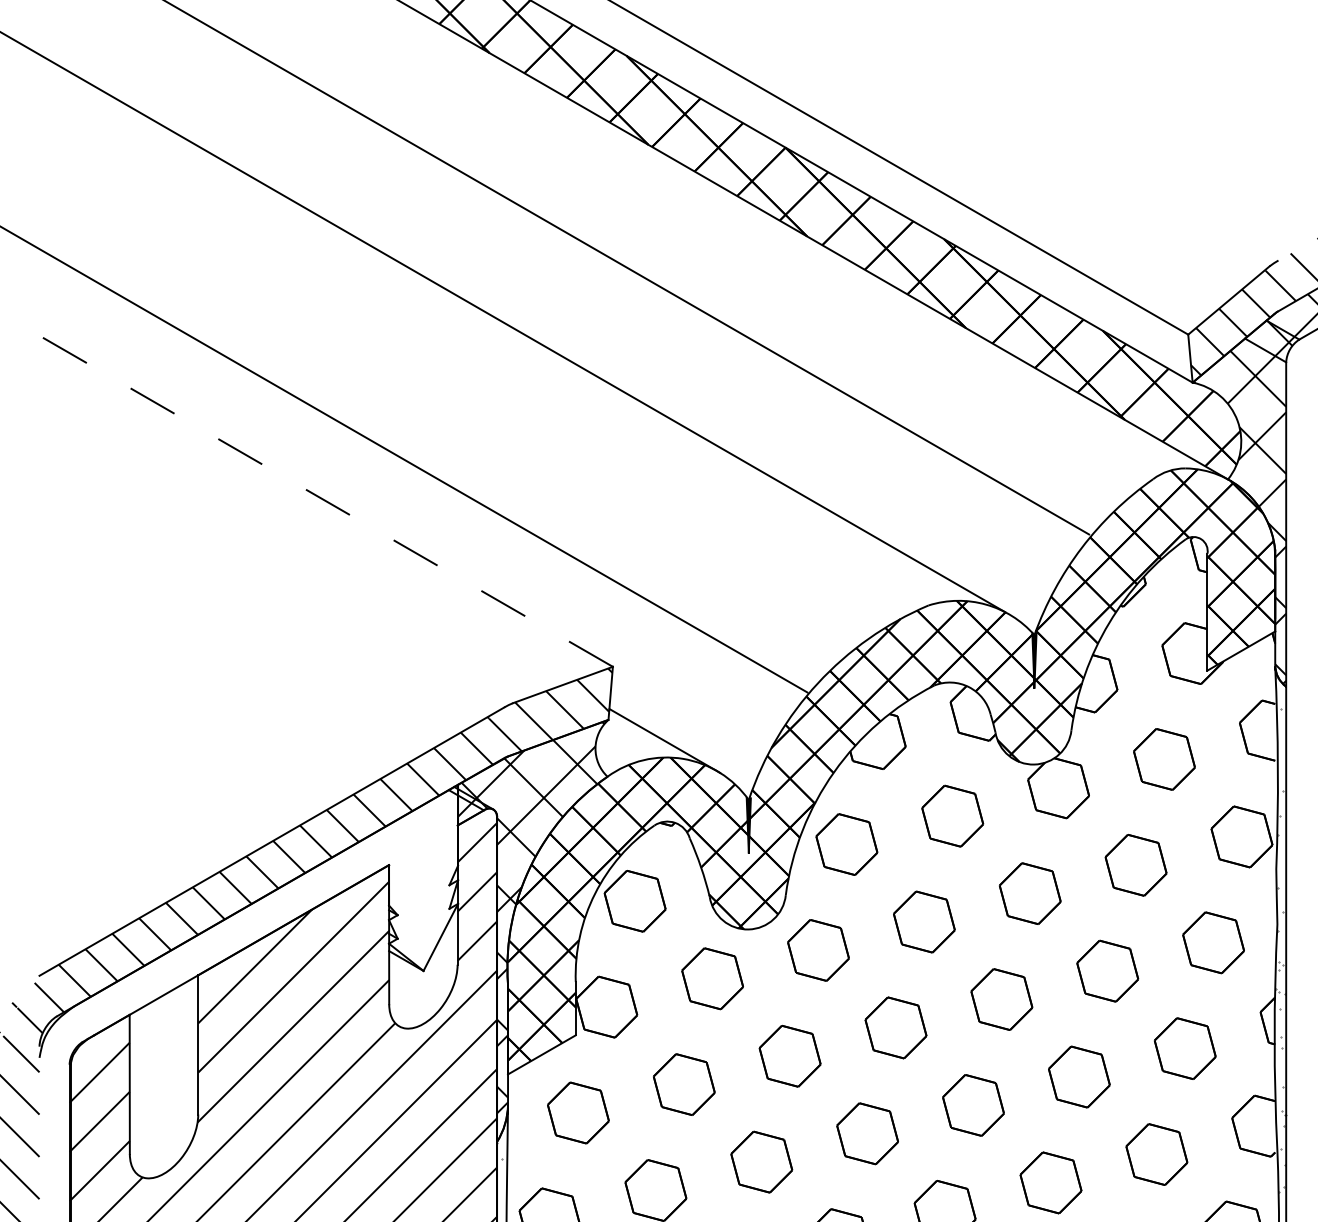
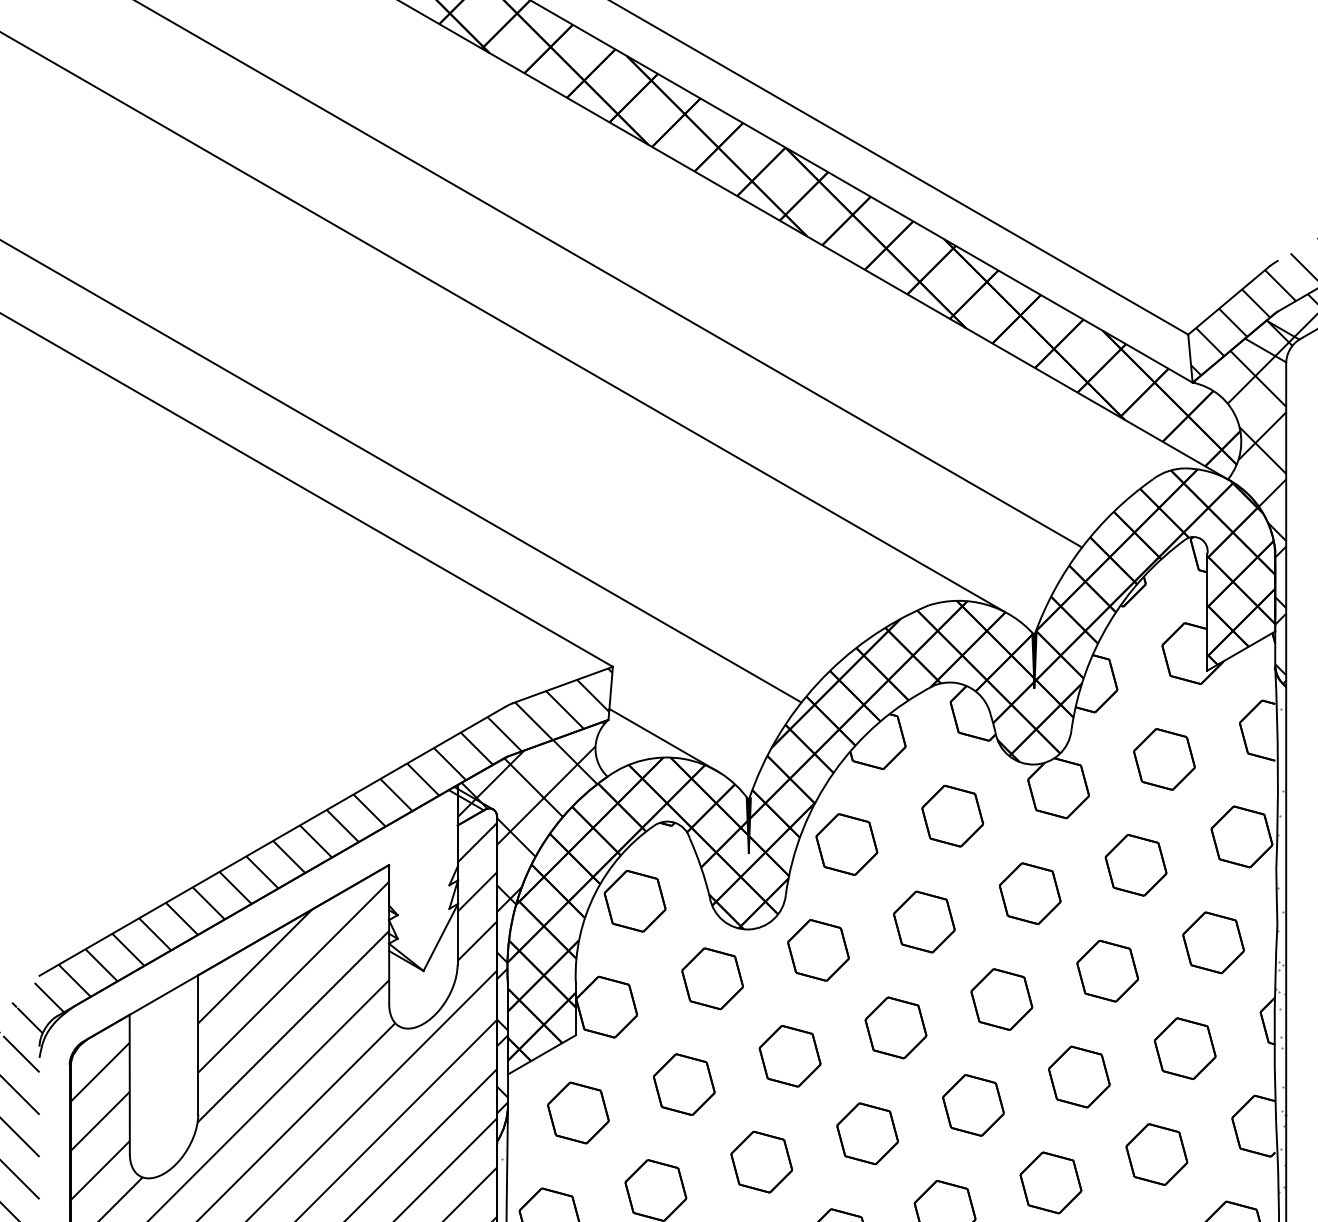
line position: (628, 268) -> (610, 274) (610, 274)
line position: (404, 459) -> (401, 471) (401, 471)
line: dashed -> solid (306, 489)
